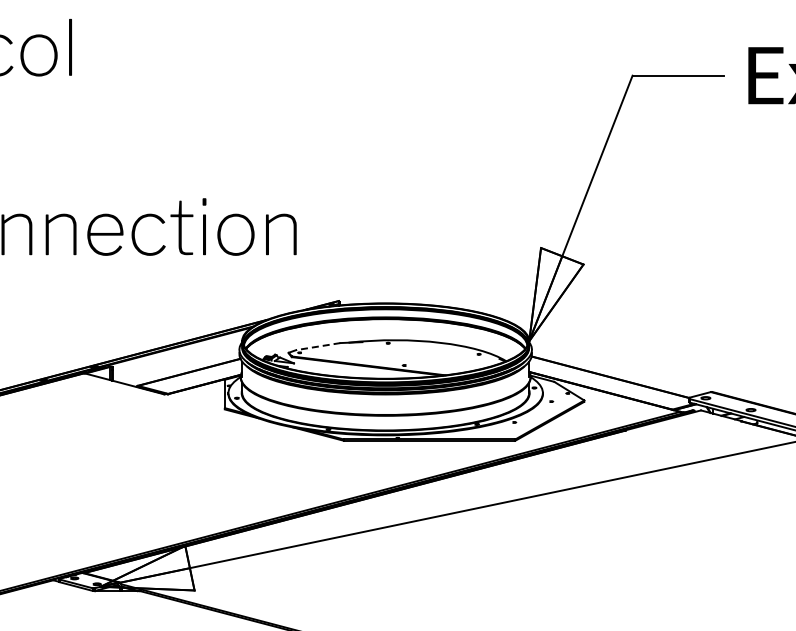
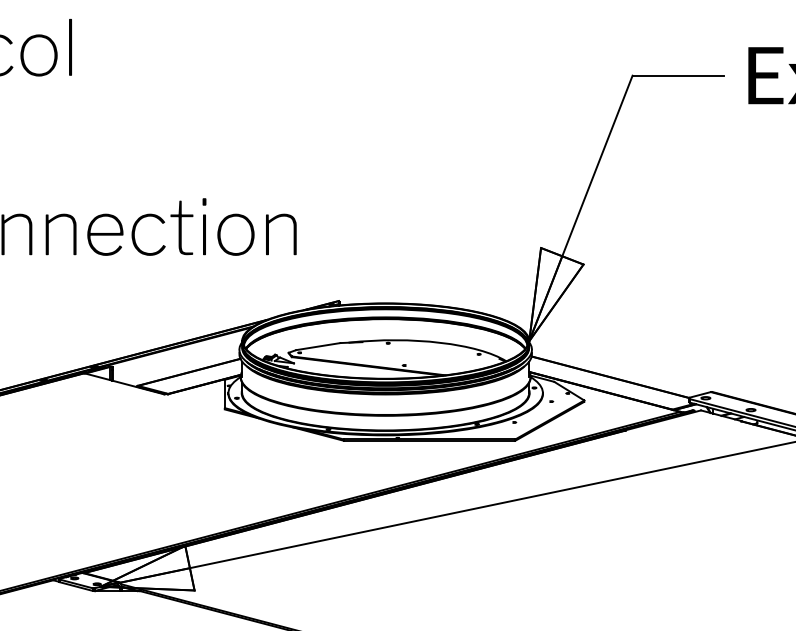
line: dashed -> solid (317, 346)
